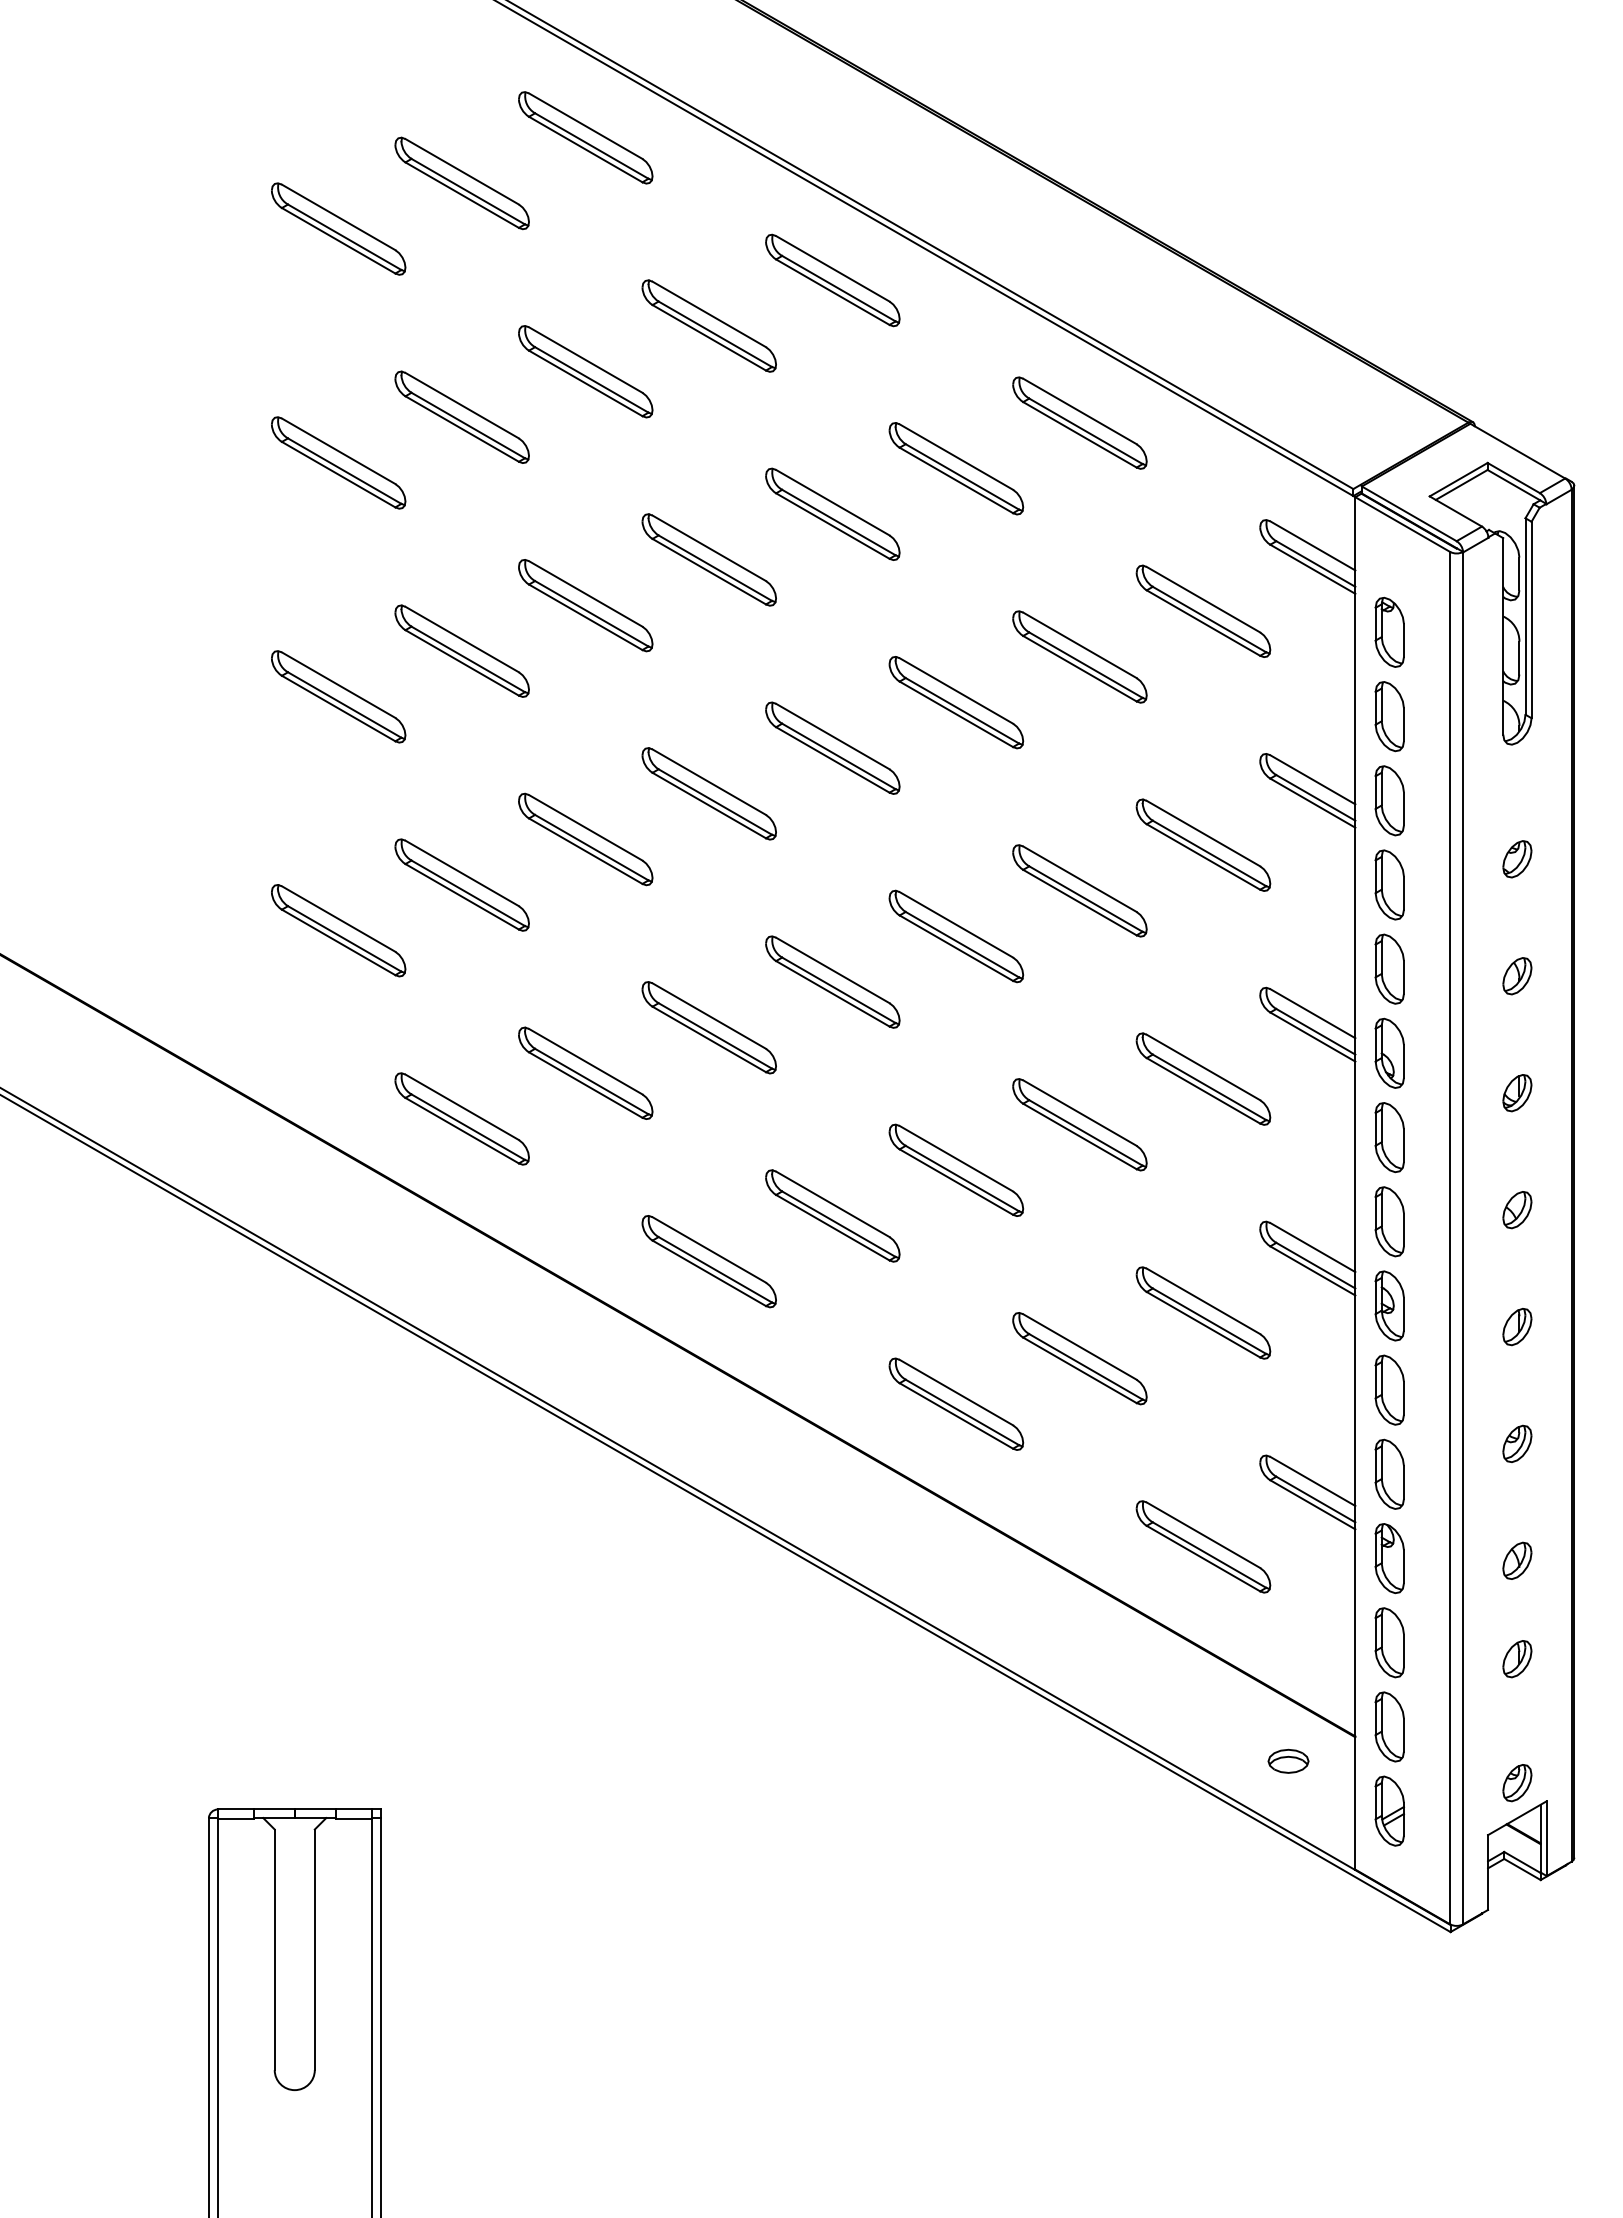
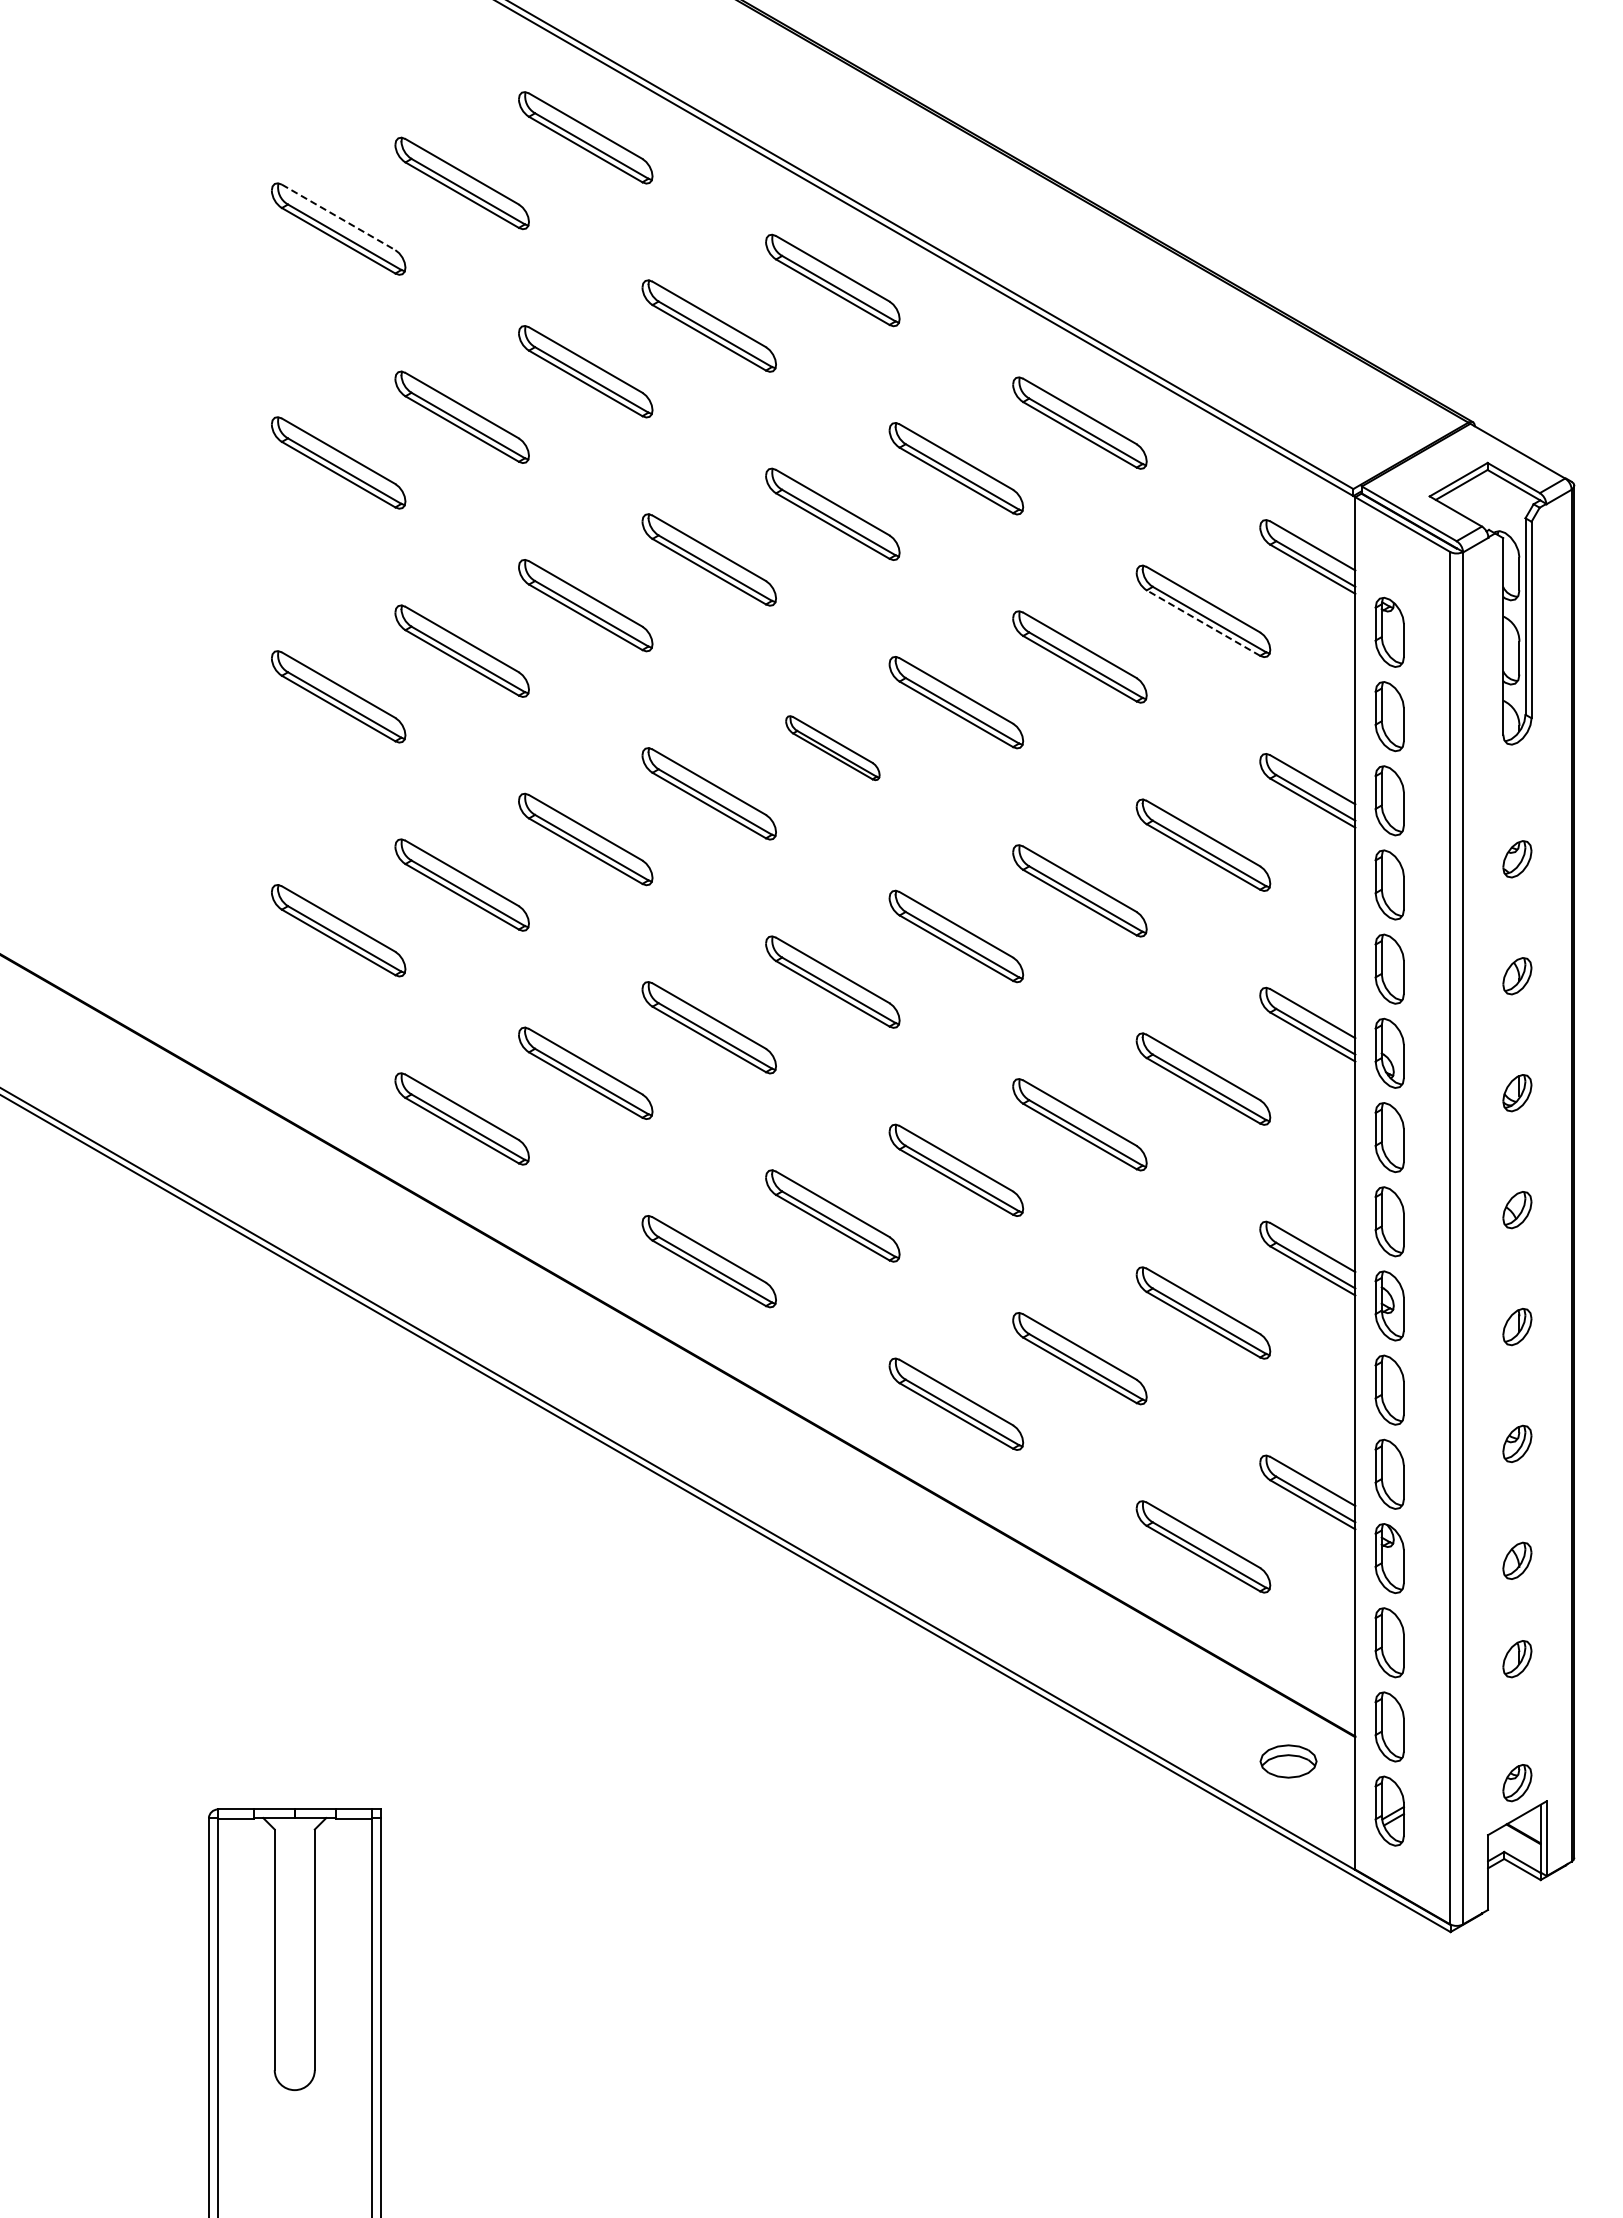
line: solid -> dashed (339, 217)
line: solid -> dashed (1203, 622)
part size: 136x94 px -> 96x67 px (832, 748)
part size: 43x26 px -> 59x35 px (1288, 1761)
